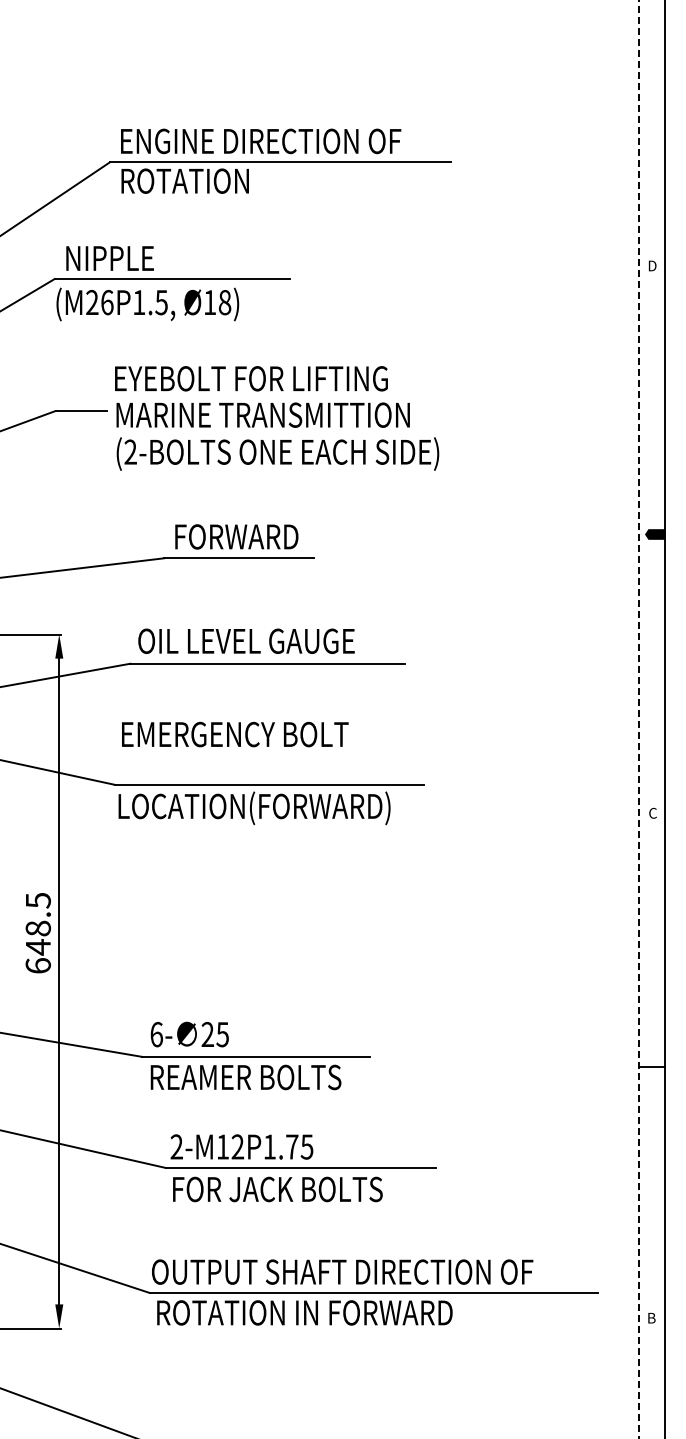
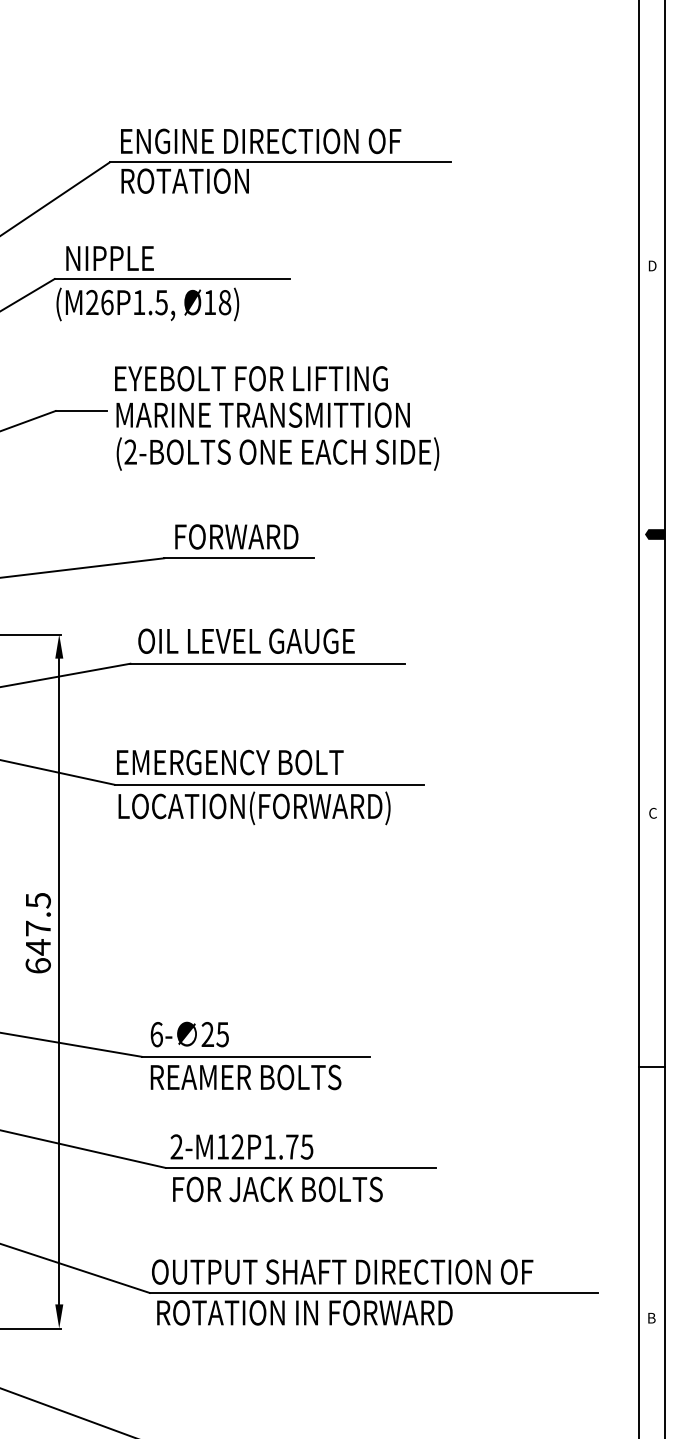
line: dashed -> solid (638, 719)
text position: (235, 734) -> (230, 762) (230, 762)
text: 648.5 -> 647.5 (37, 928)
